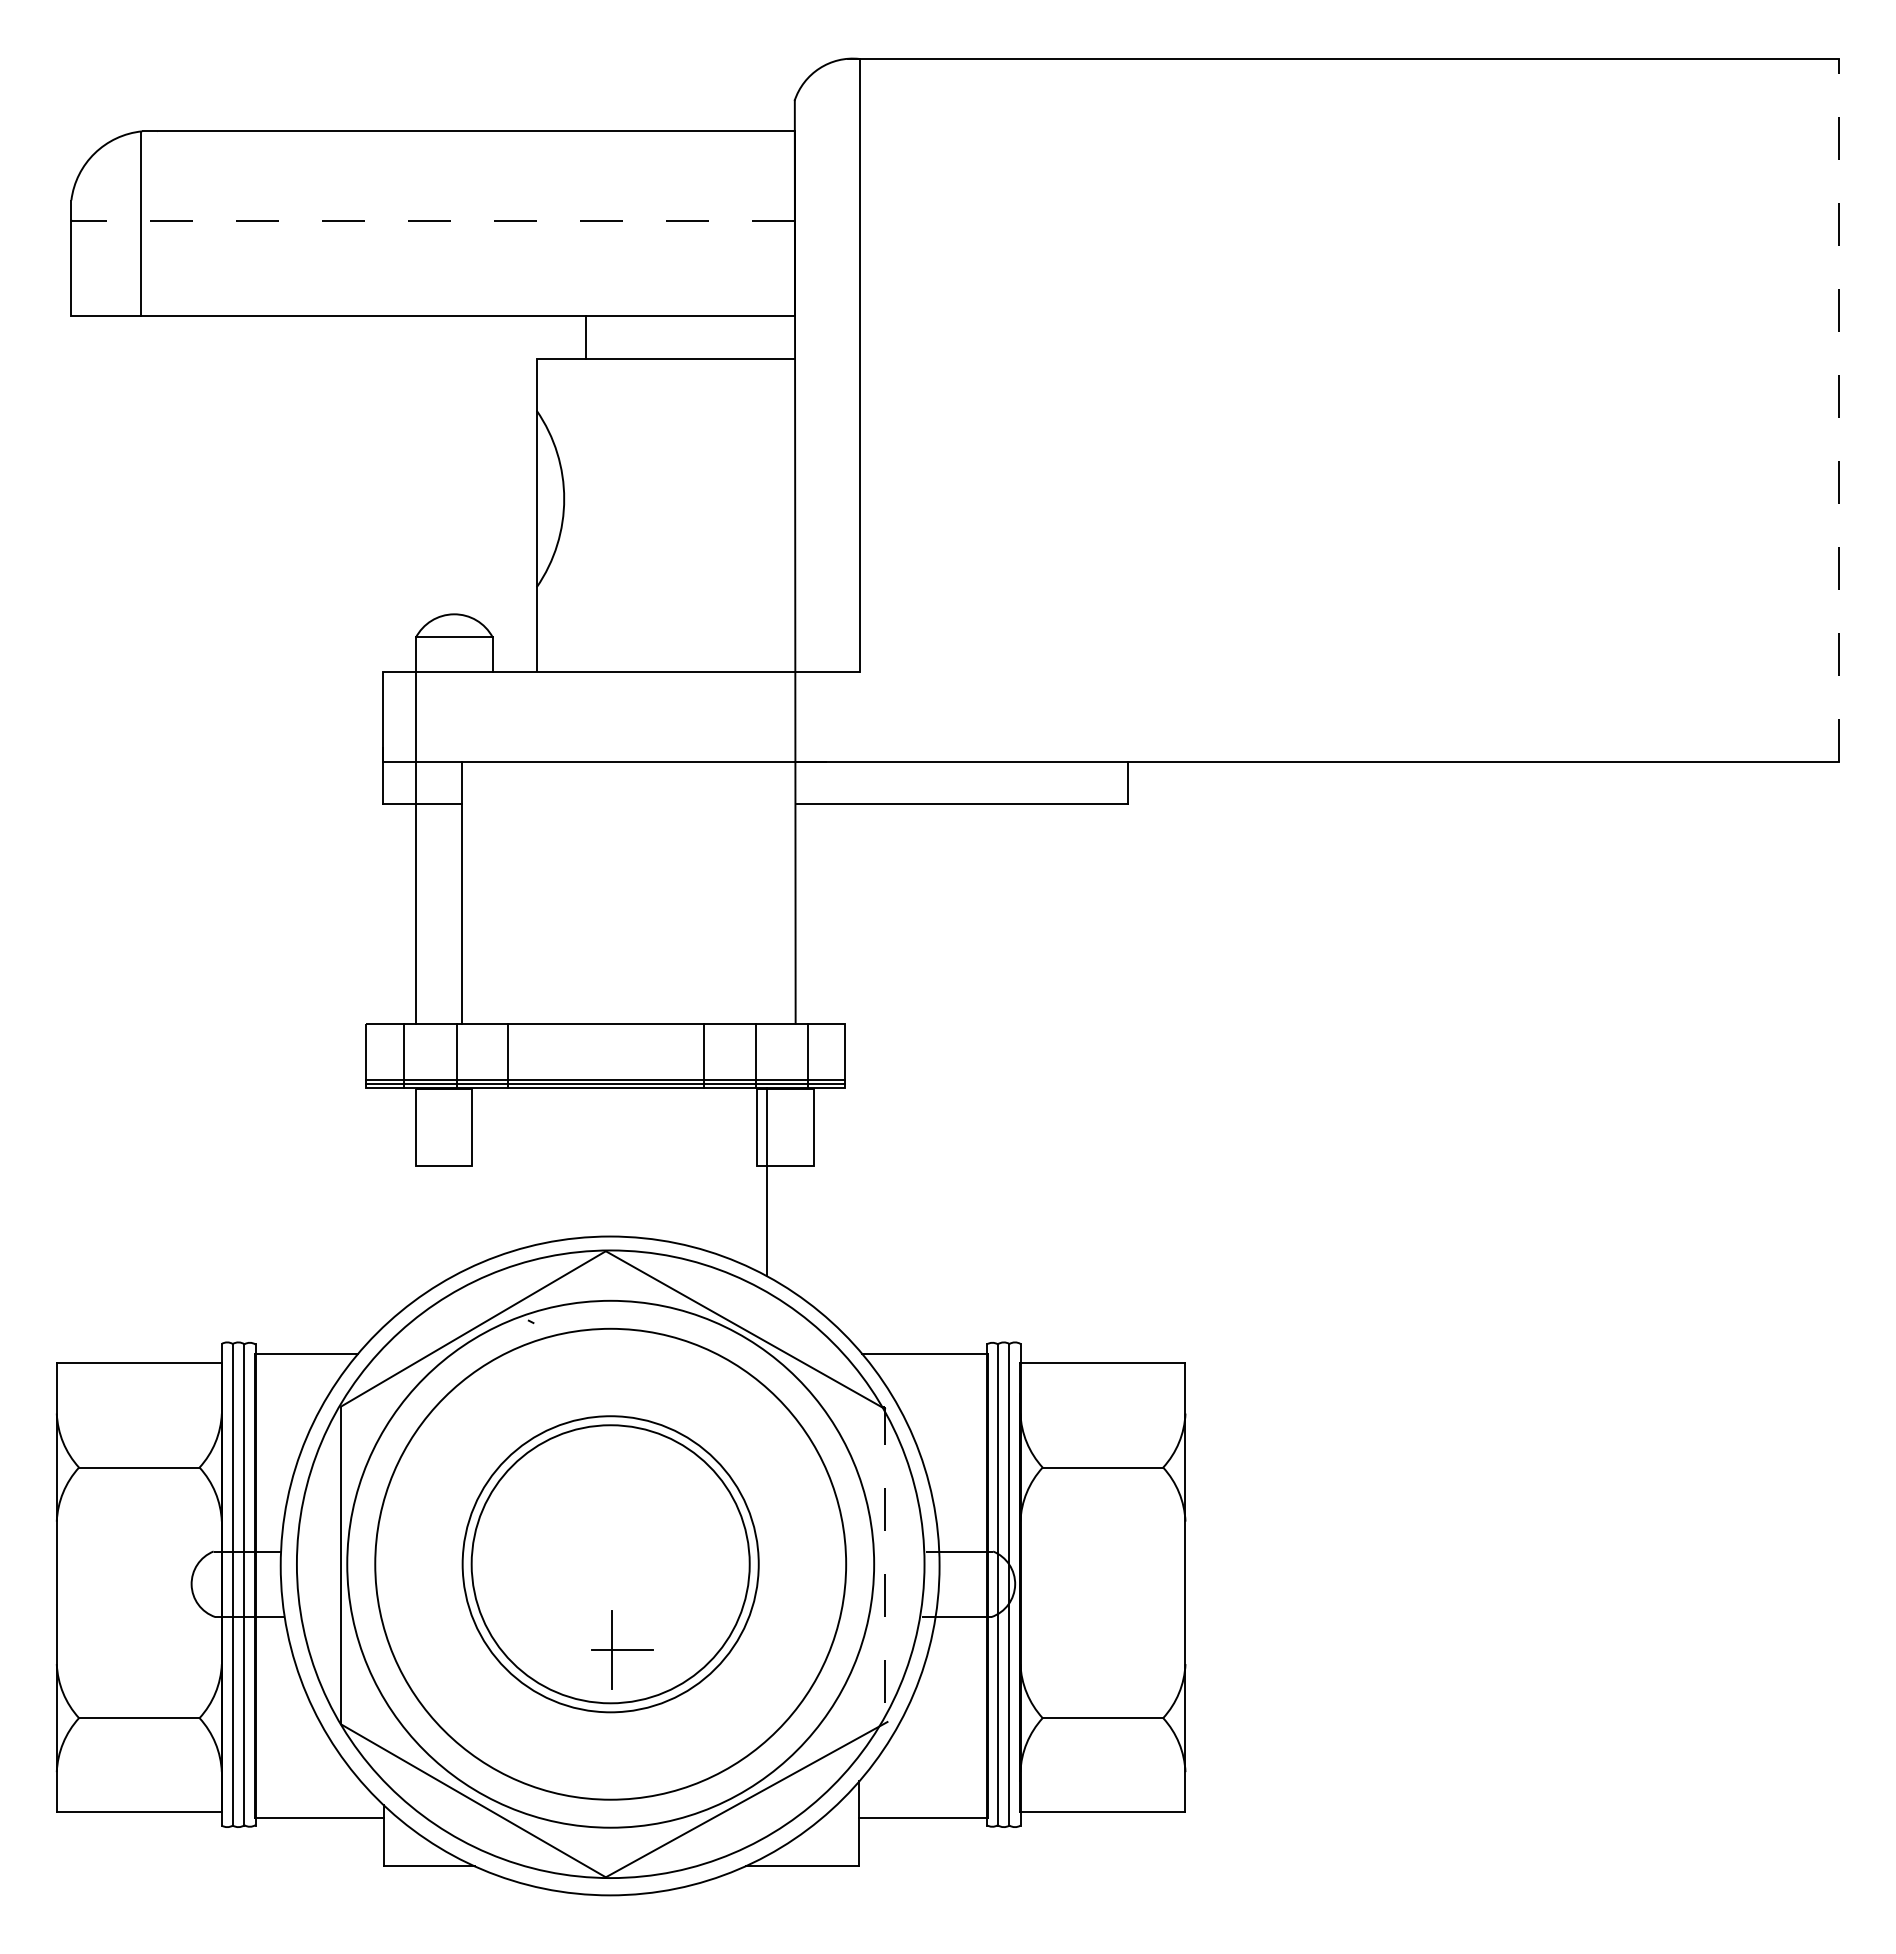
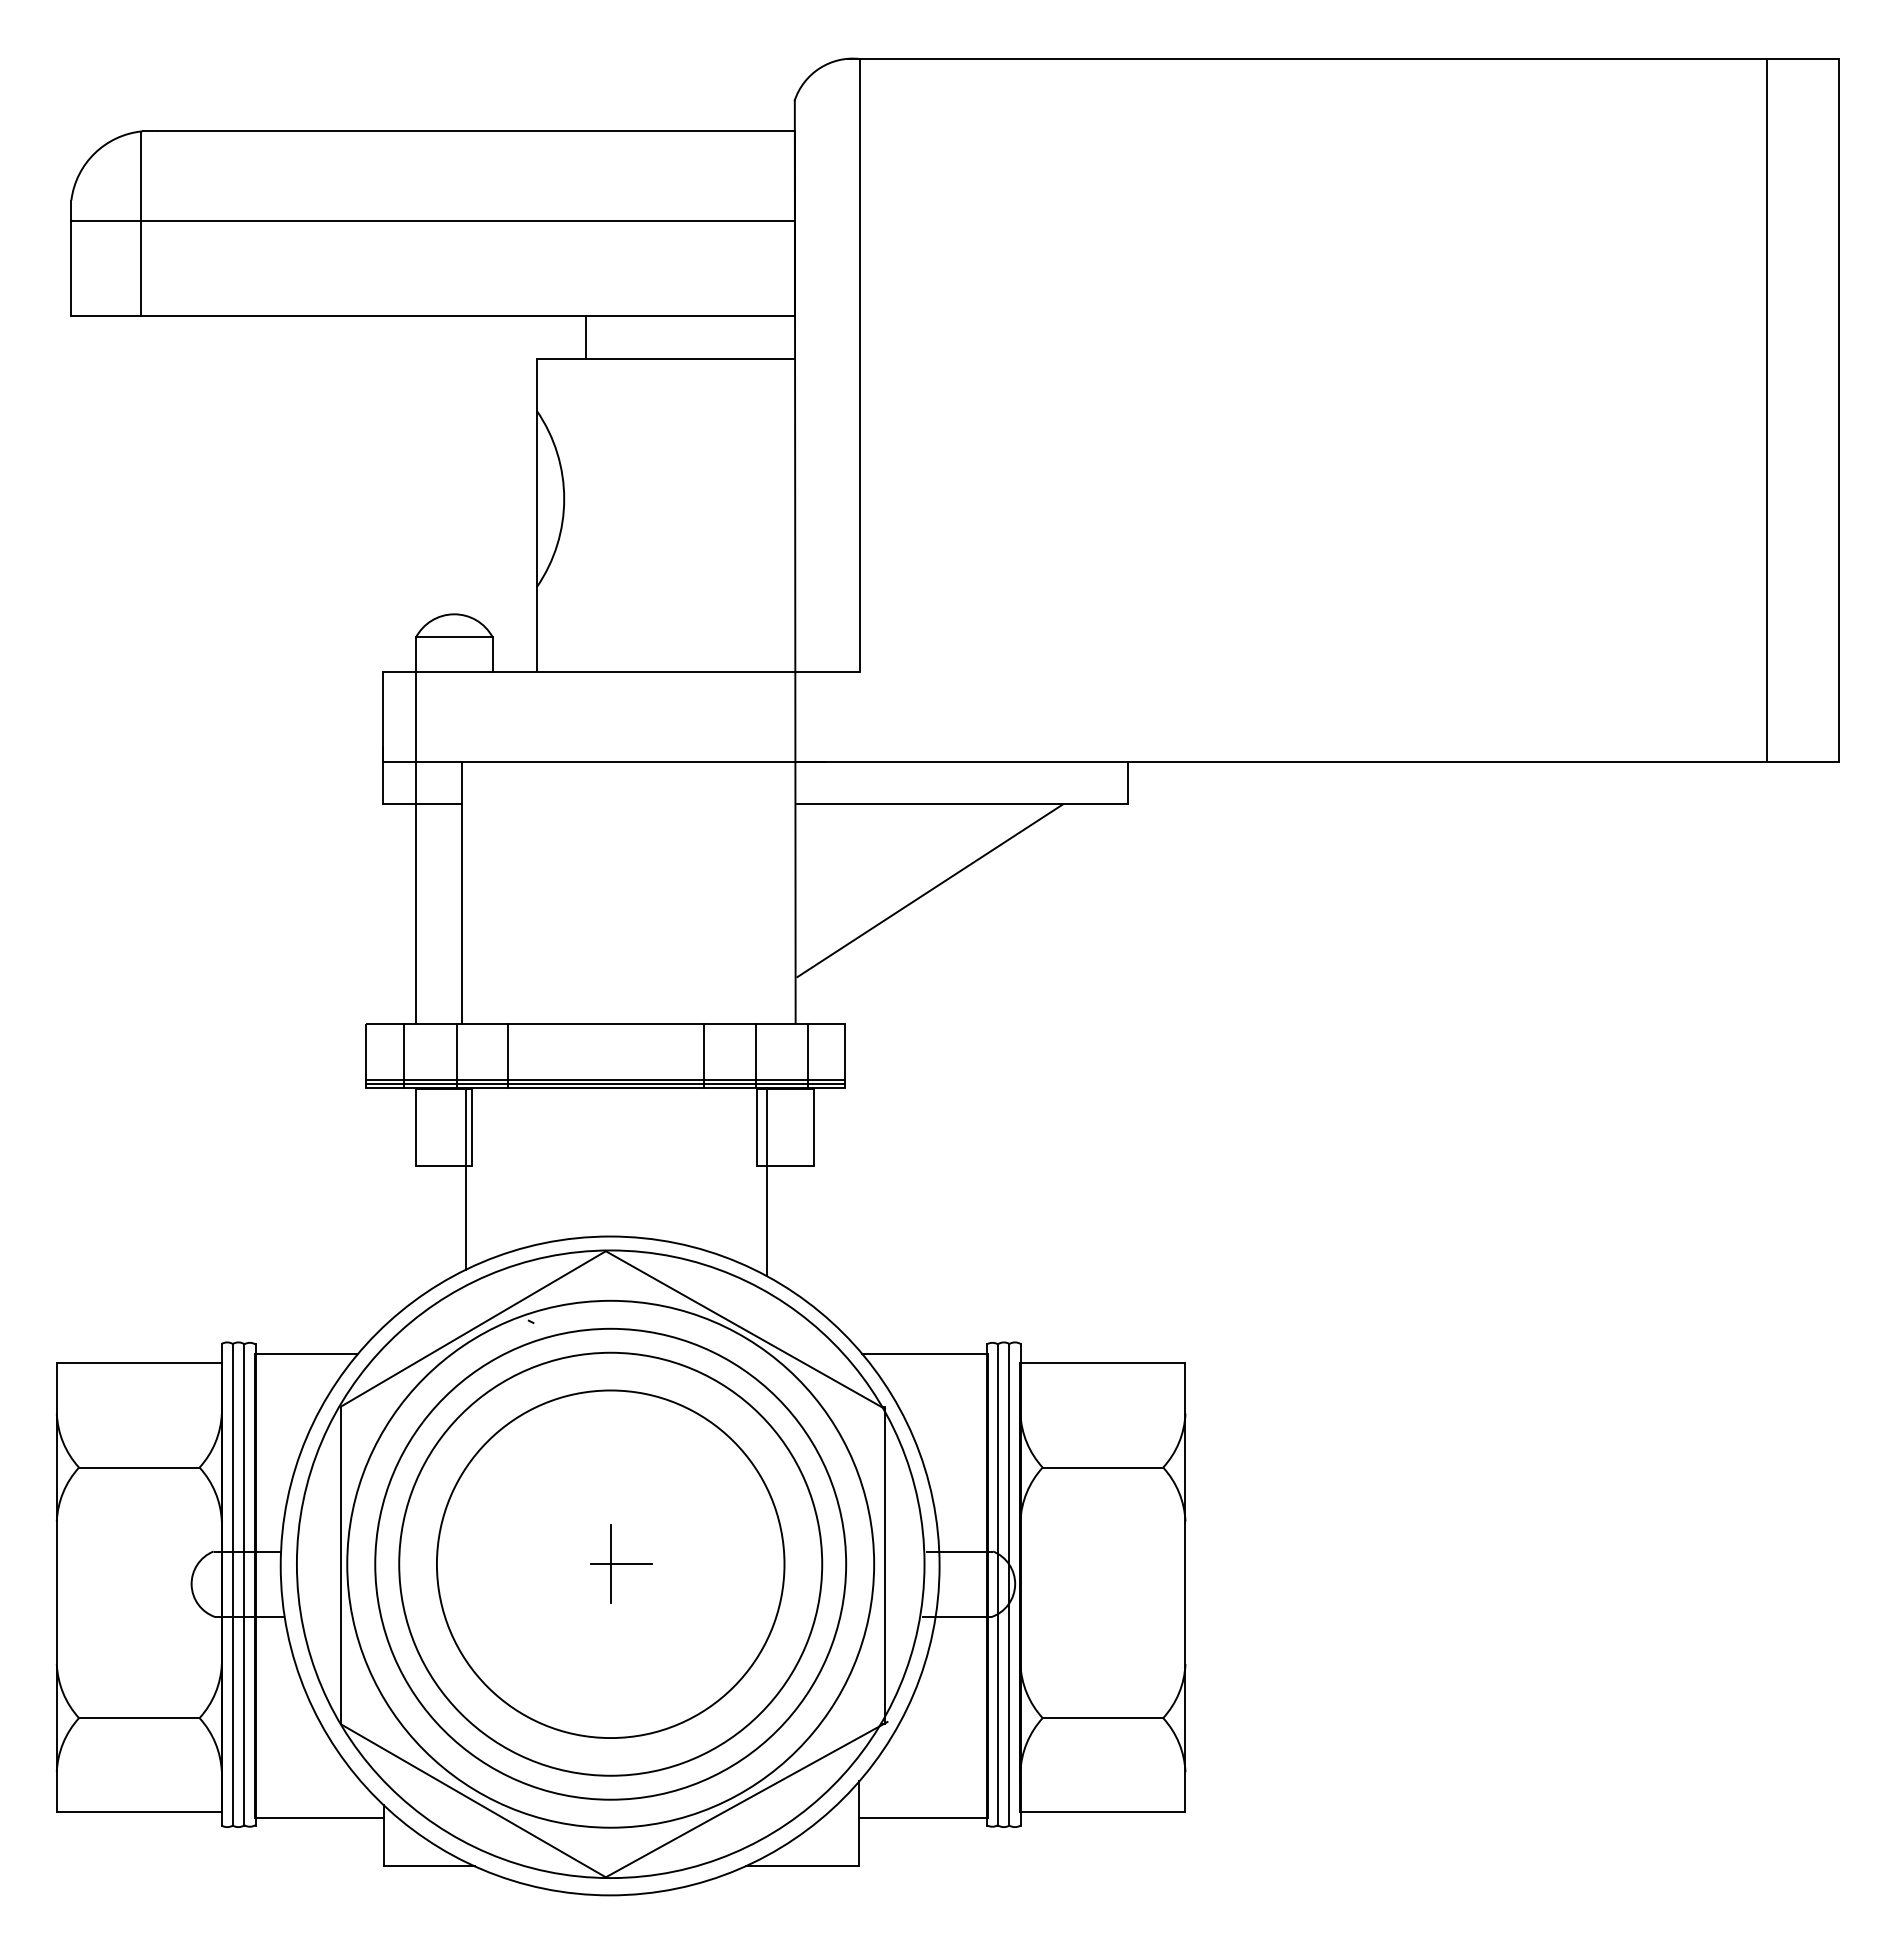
line: dashed -> solid (433, 221)
line: none -> present (1767, 410)
line: dashed -> solid (1839, 410)
line: none -> present (929, 890)
line: none -> present (465, 1178)
circle diameter: 278 px -> 348 px (610, 1564)
circle diameter: 296 px -> 423 px (610, 1563)
line: dashed -> solid (885, 1565)
part position: (622, 1649) -> (621, 1563) (621, 1563)
